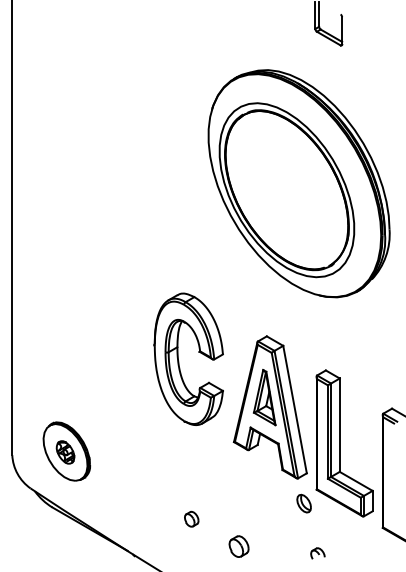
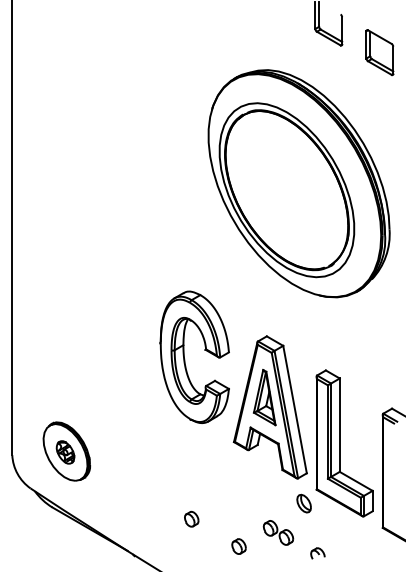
part: none -> present (379, 52)
part position: (179, 361) -> (185, 359) (185, 359)
part: none -> present (278, 532)
part size: 22x23 px -> 16x17 px (238, 546)
